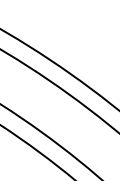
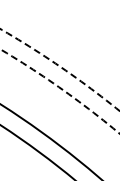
arc: solid -> dashed (61, 67)
arc: solid -> dashed (61, 89)
